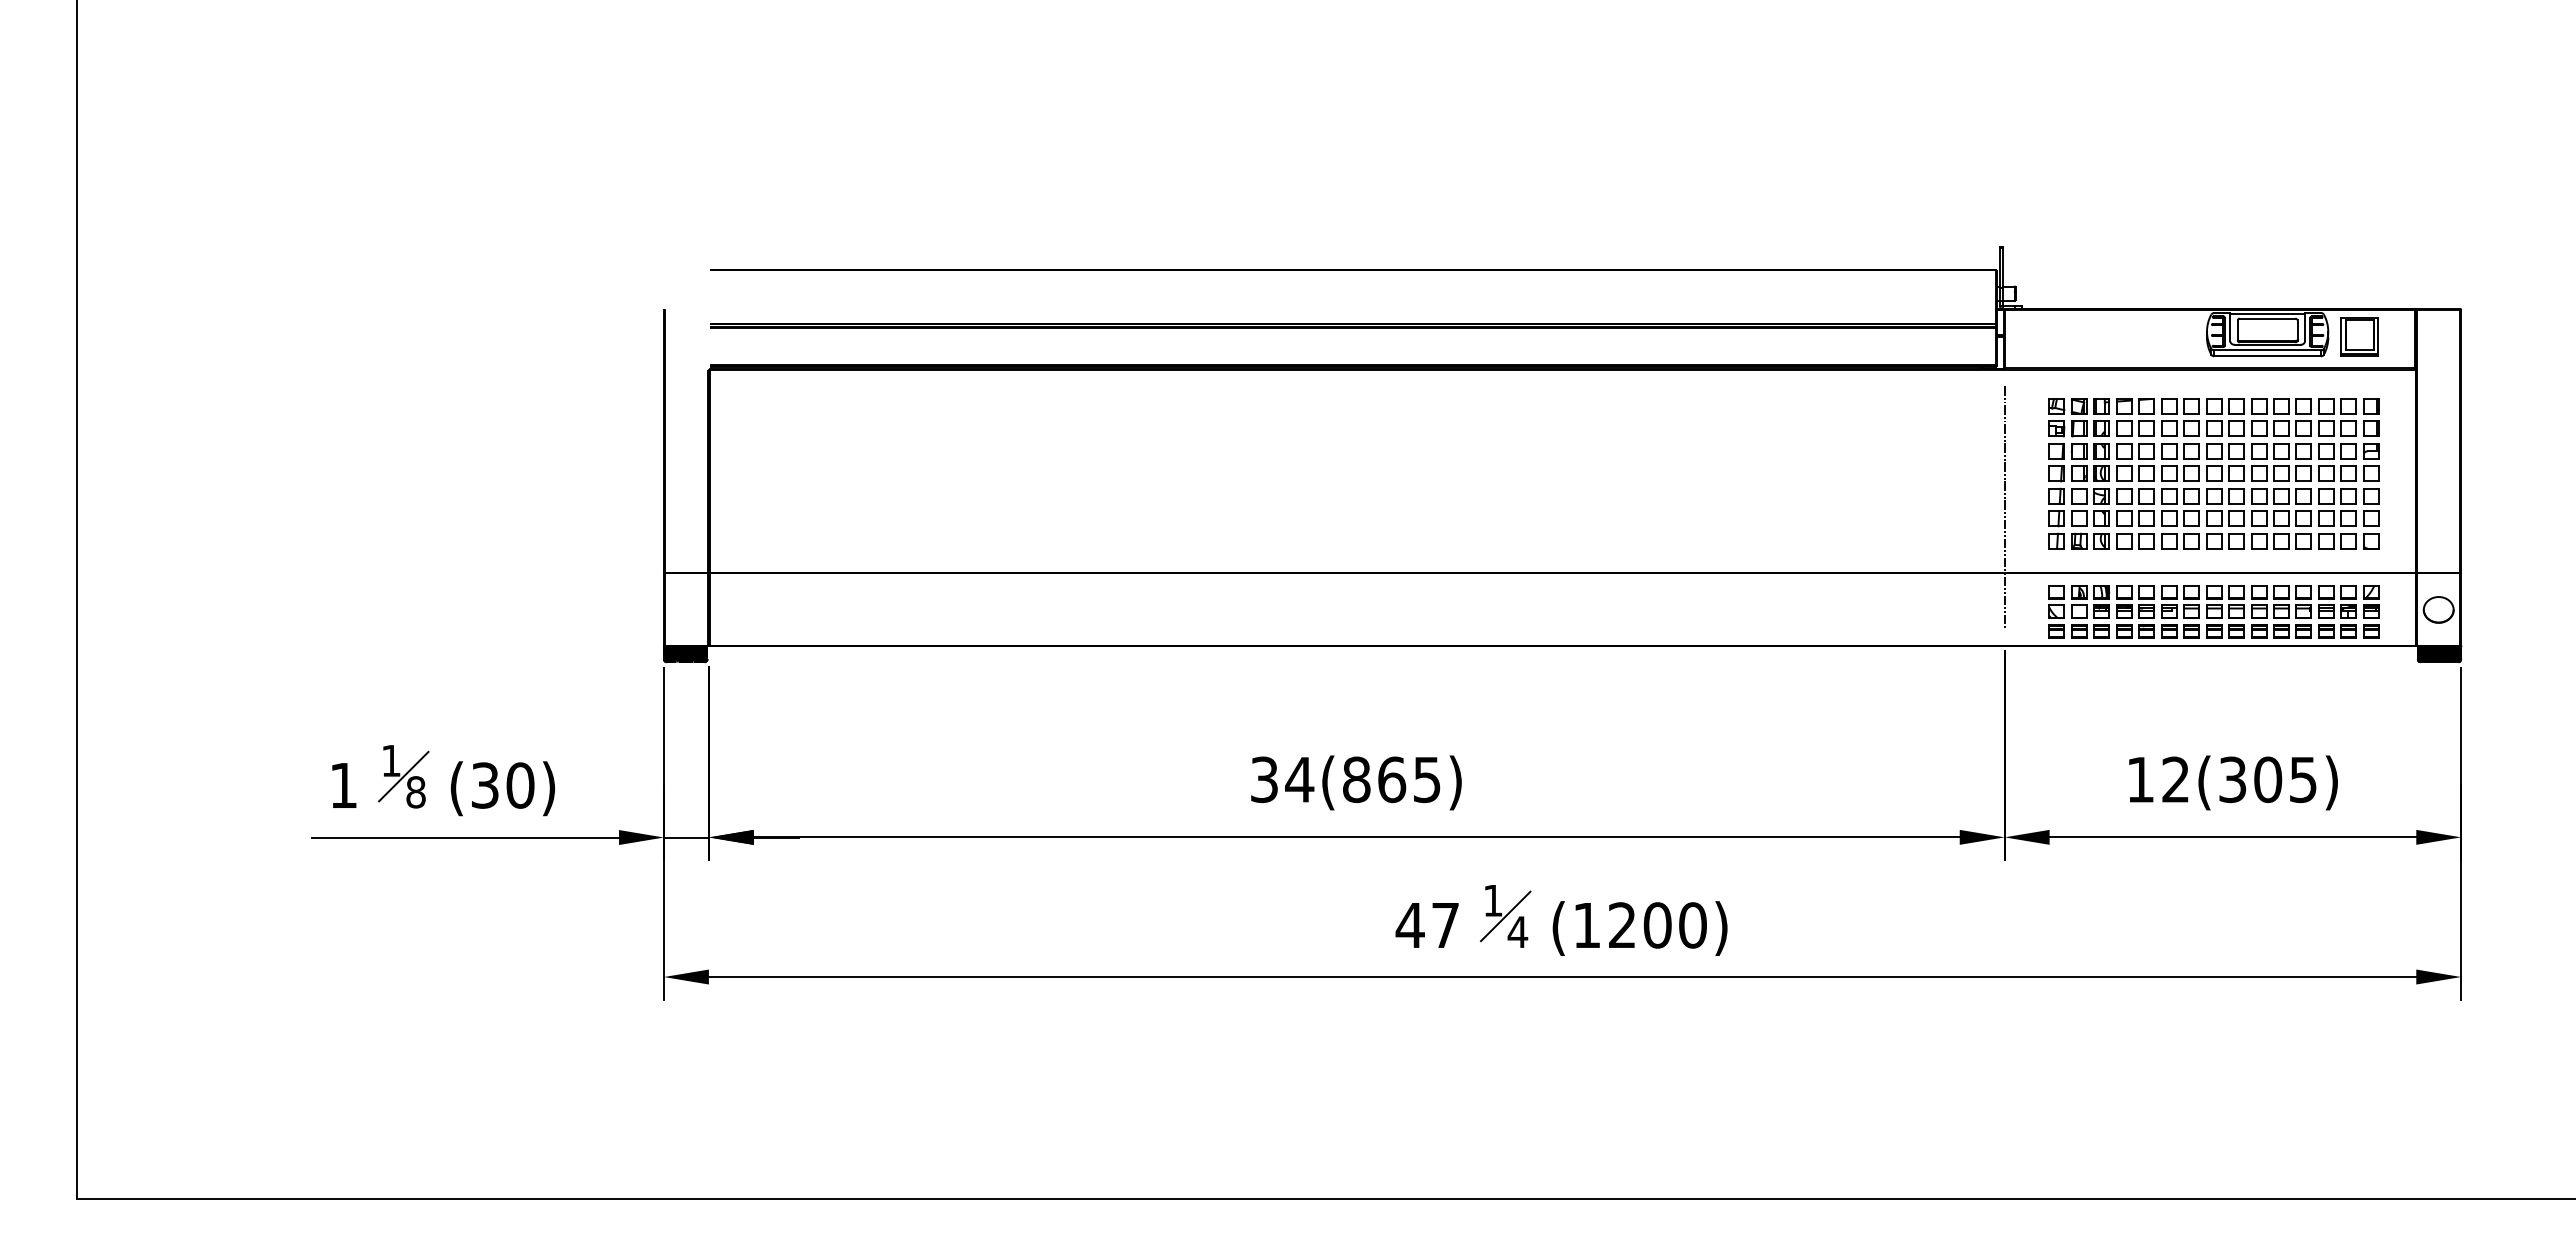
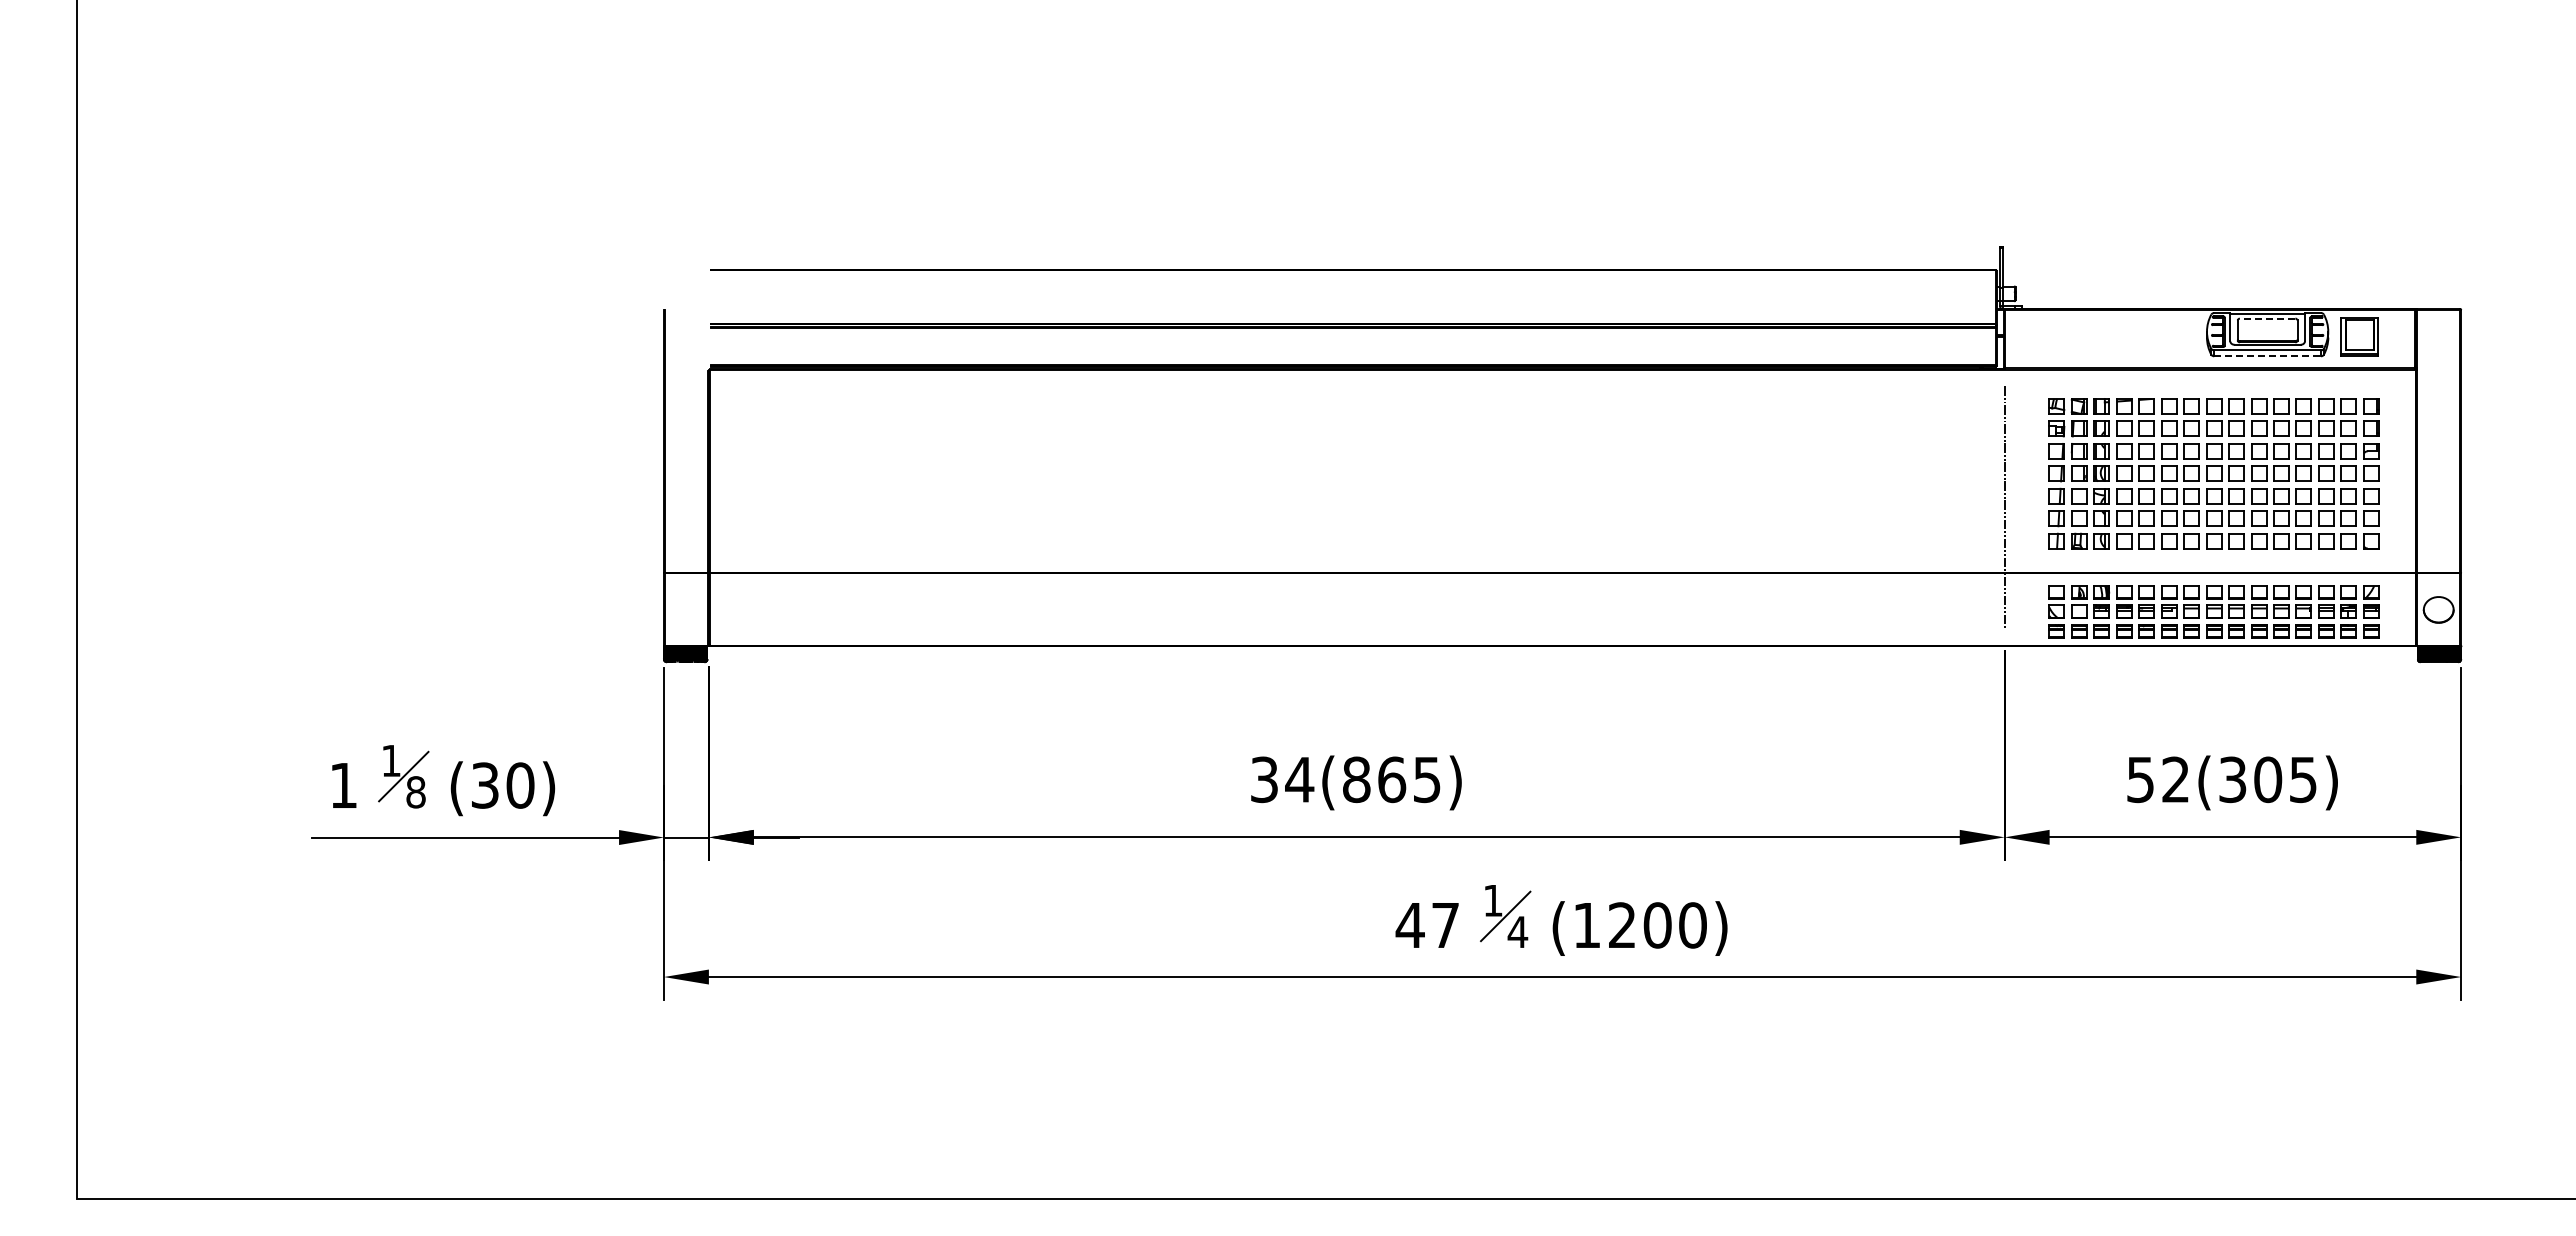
line: solid -> dashed (2267, 318)
line: solid -> dashed (2268, 356)
text: 12(305) -> 52(305) (2140, 780)
